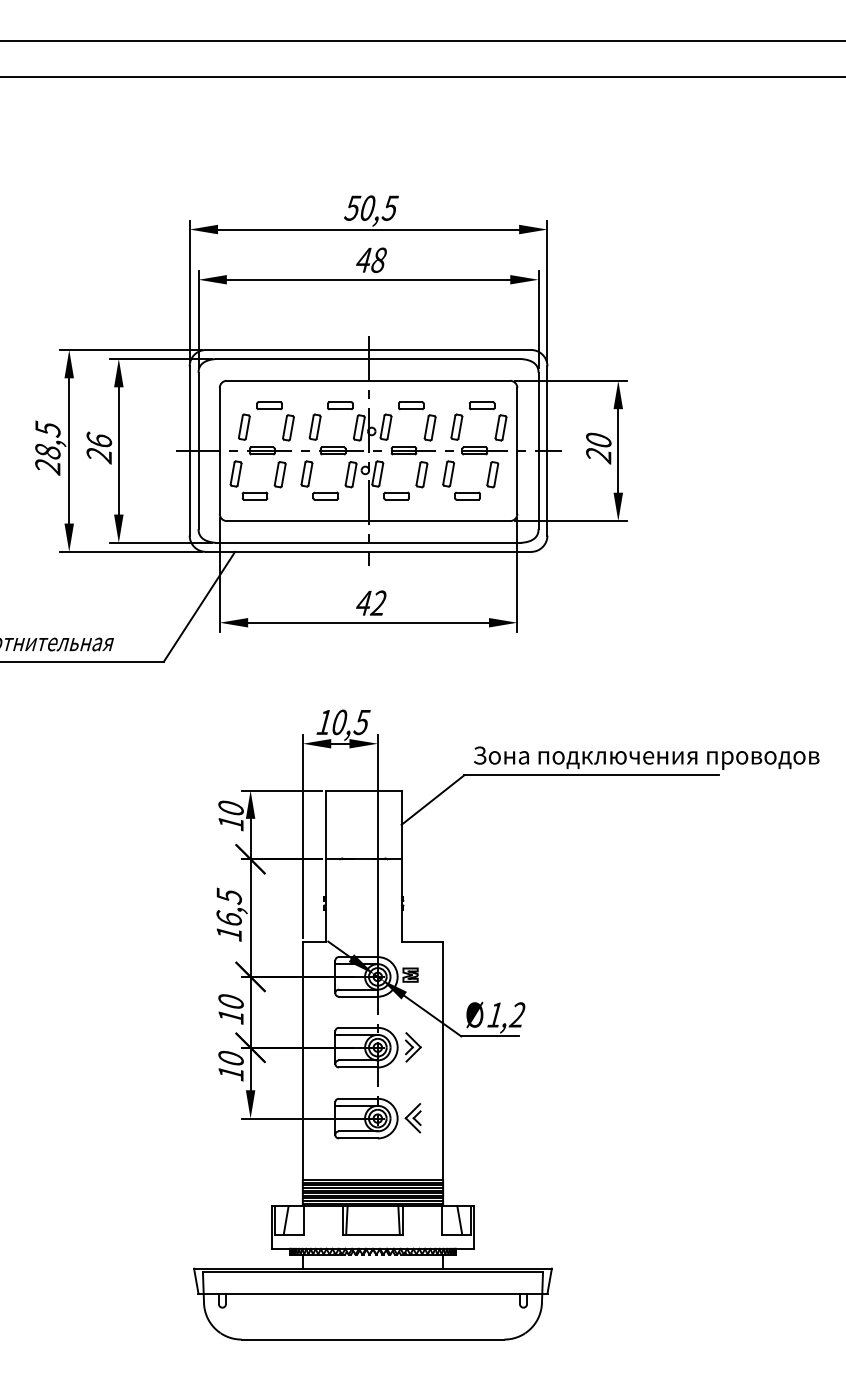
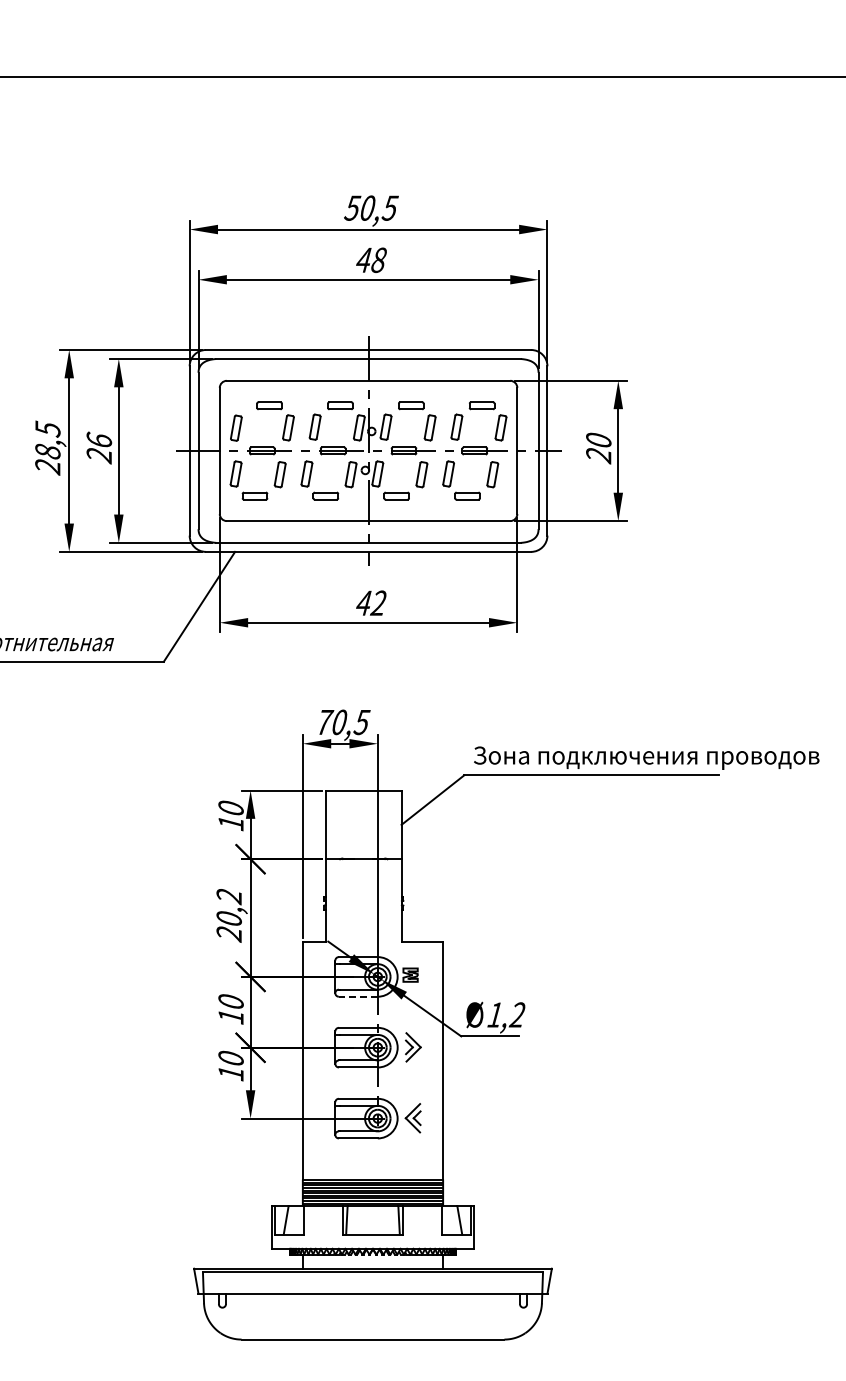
line: present -> none (422, 41)
part position: (244, 426) -> (236, 427) (236, 427)
text: 10,5 -> 70,5 (325, 722)
text: 16,5 -> 20,2 (228, 914)
line: solid -> dashed (357, 996)
